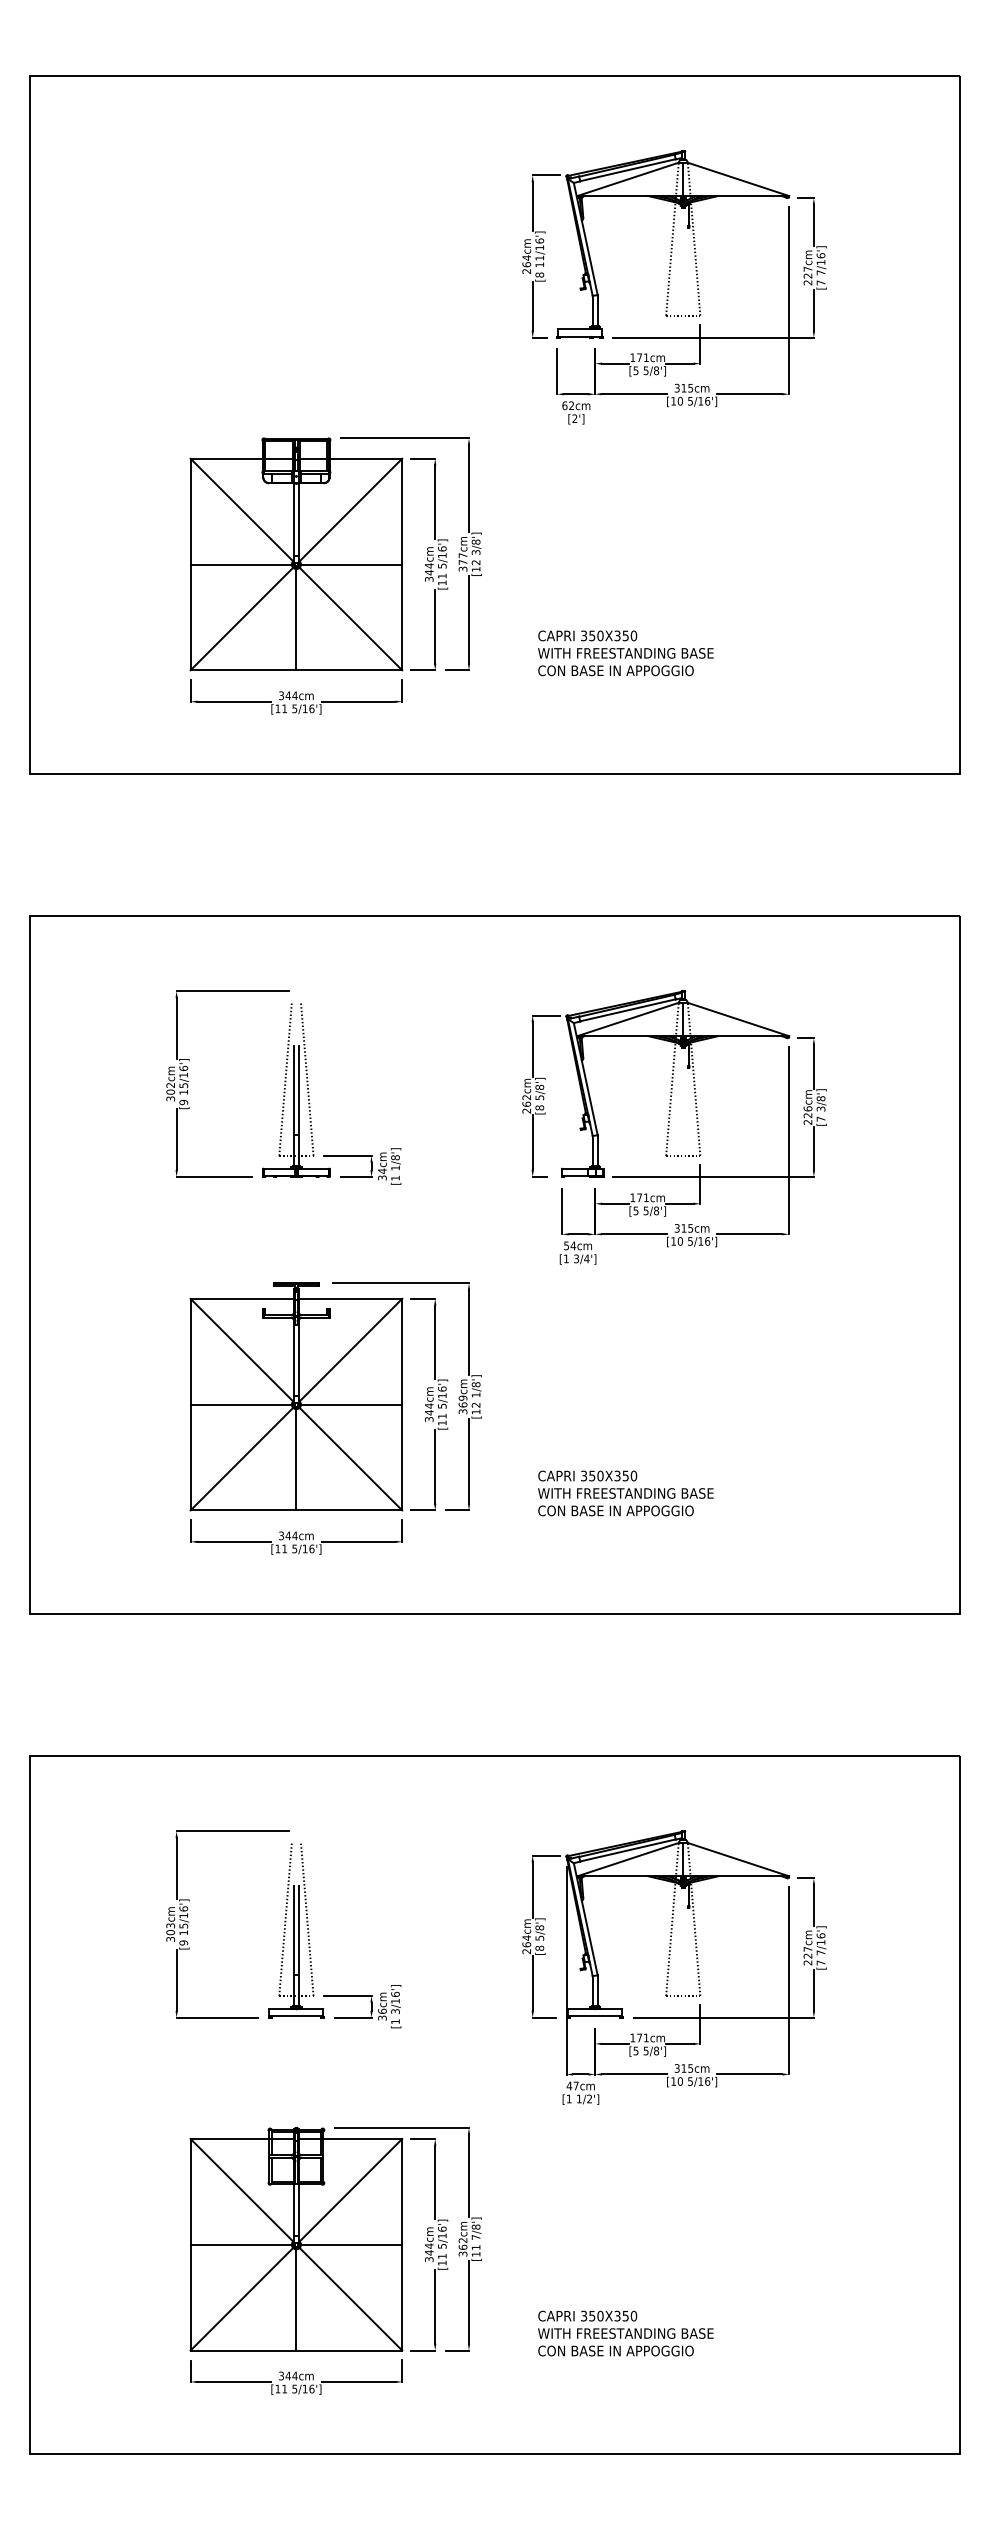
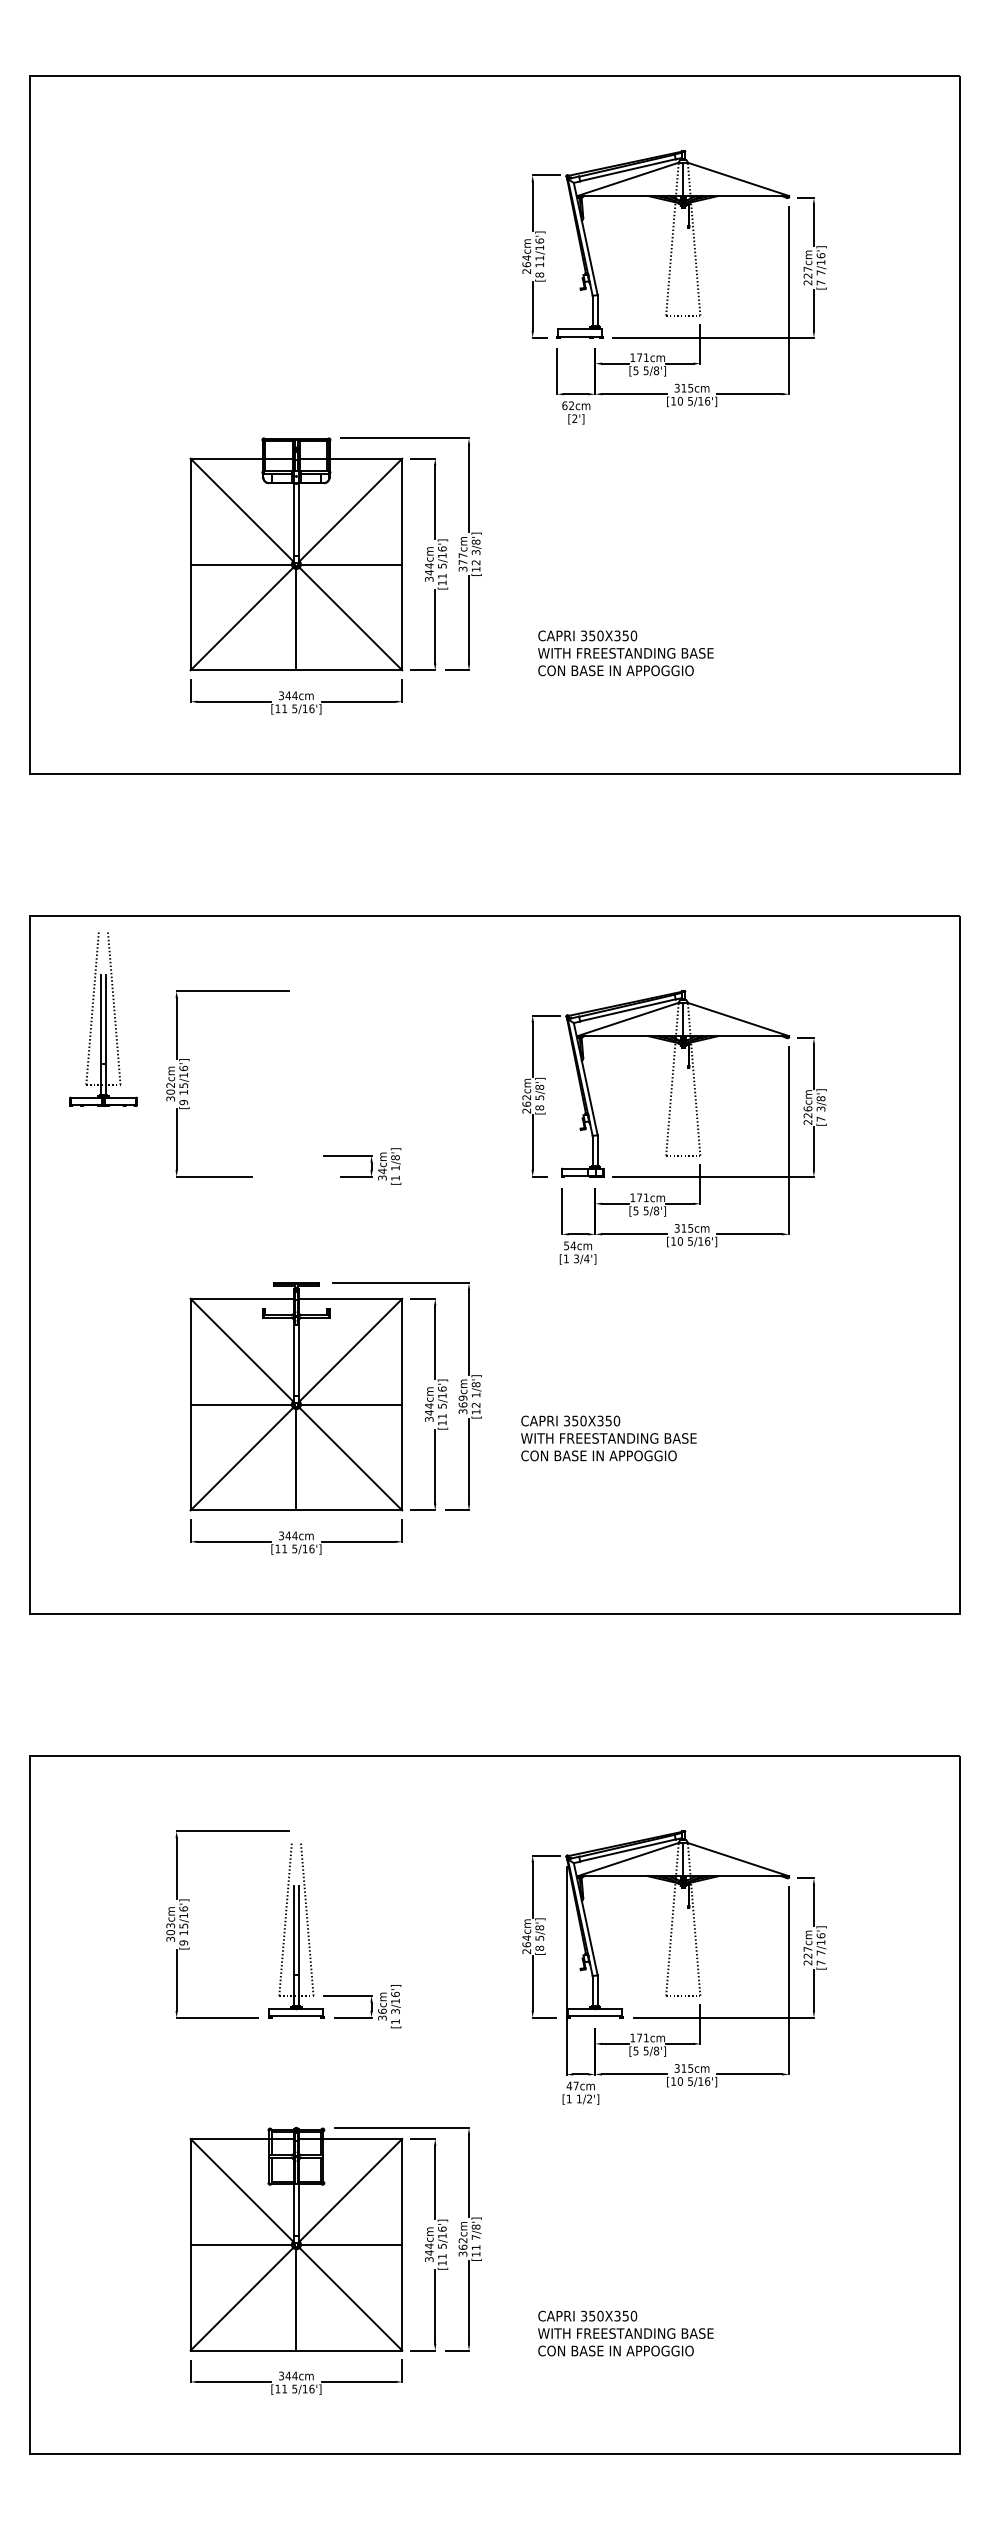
part position: (296, 1090) -> (103, 1019) (103, 1019)
text position: (625, 1493) -> (608, 1438) (608, 1438)
